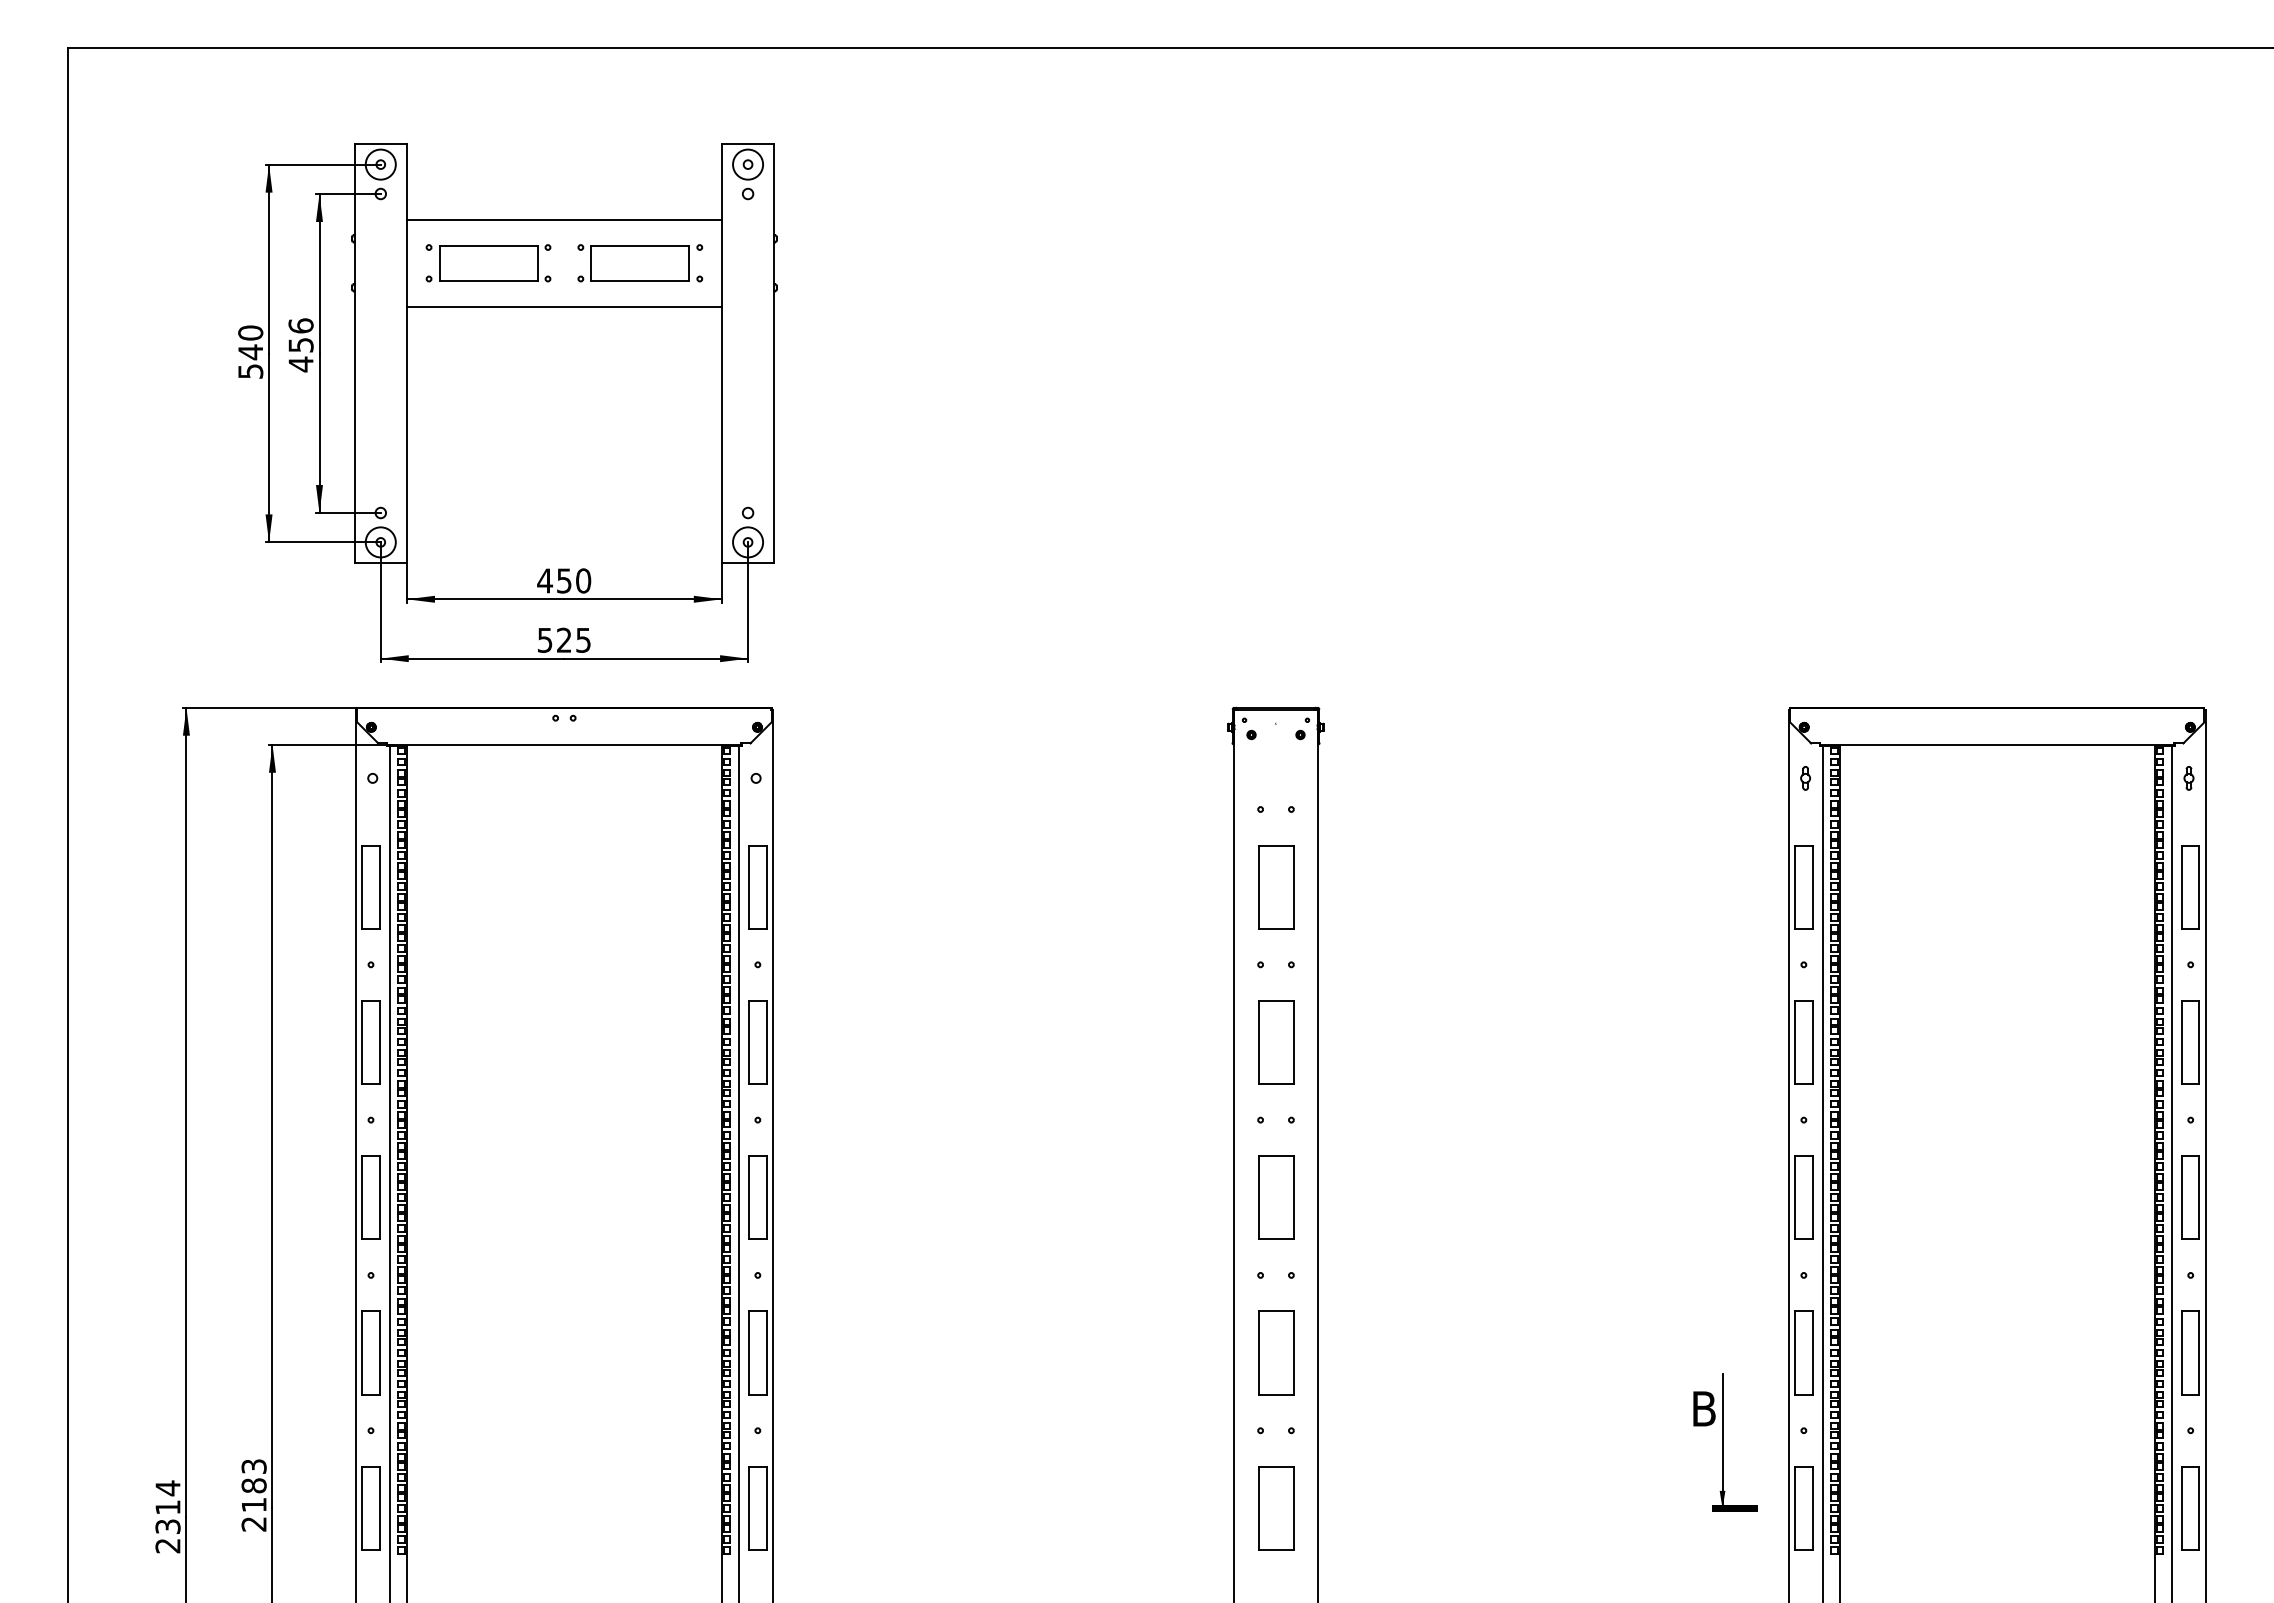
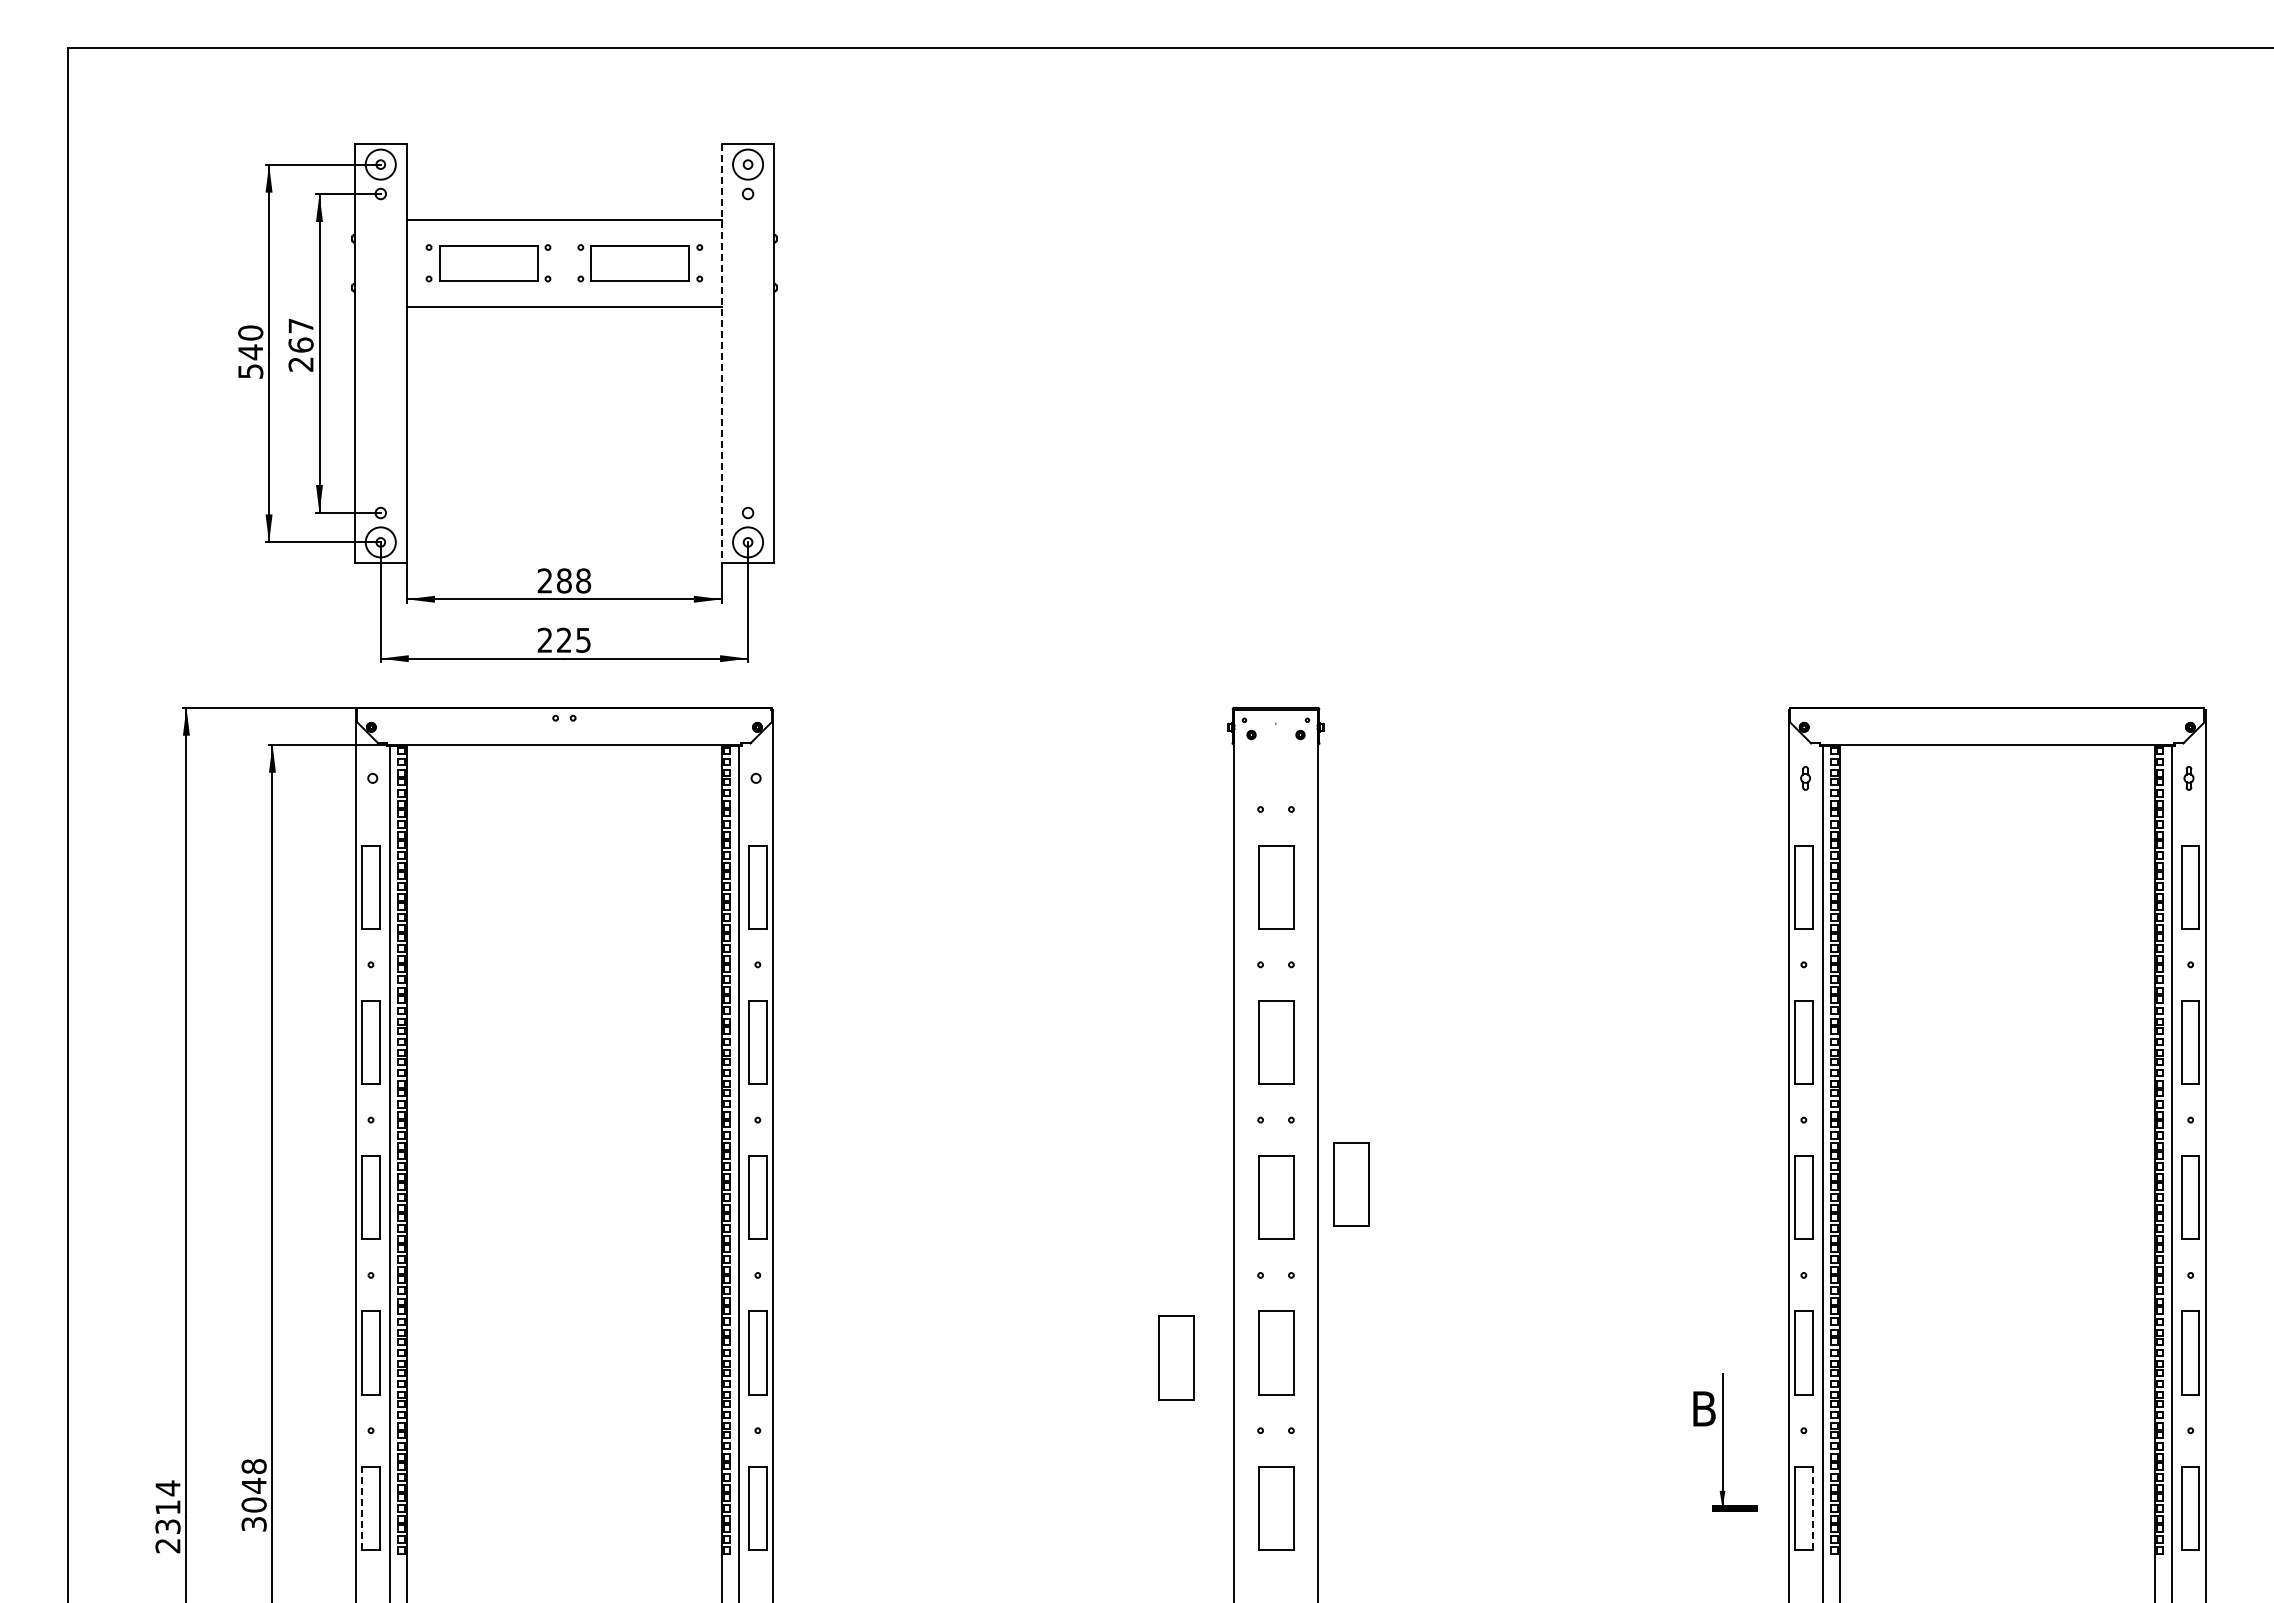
text: 456 -> 267 (300, 345)
line: solid -> dashed (721, 353)
text: 450 -> 288 (564, 580)
text: 525 -> 225 (544, 639)
part: none -> present (1351, 1184)
part: none -> present (1176, 1357)
text: 2183 -> 3048 (253, 1495)
line: solid -> dashed (362, 1508)
line: solid -> dashed (1812, 1508)
